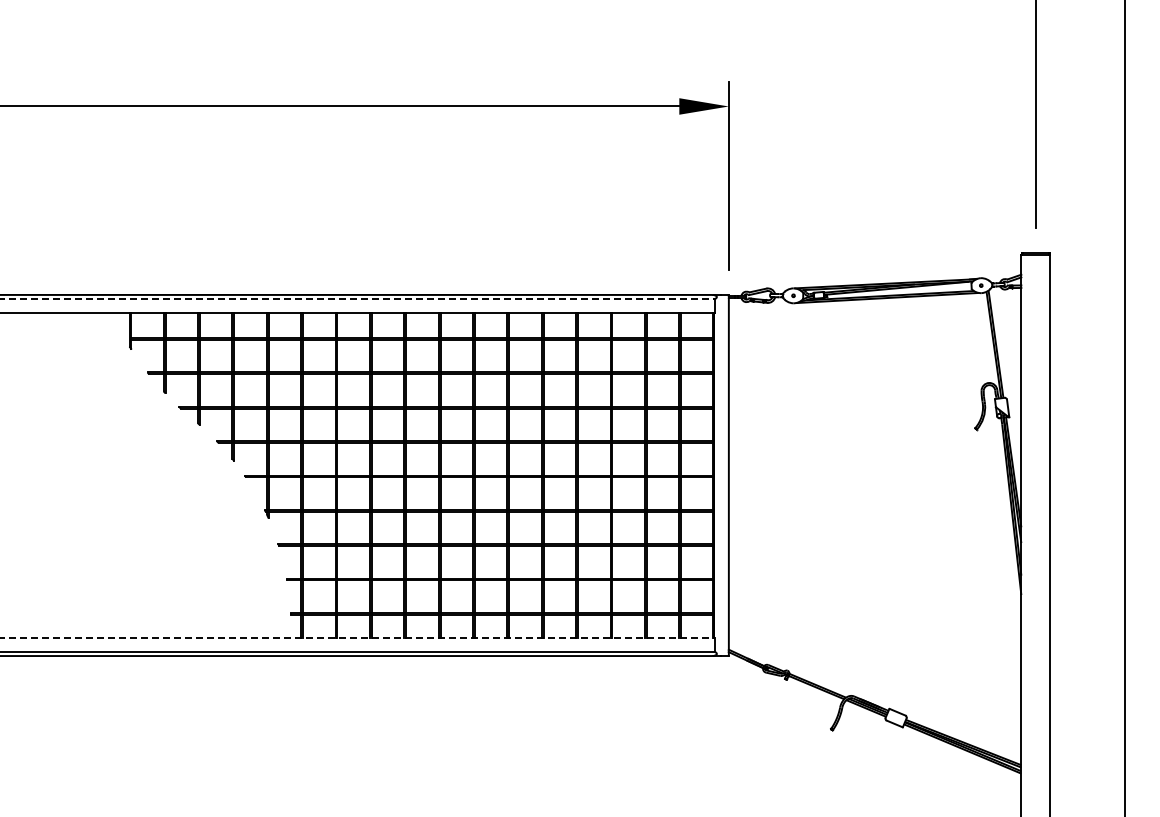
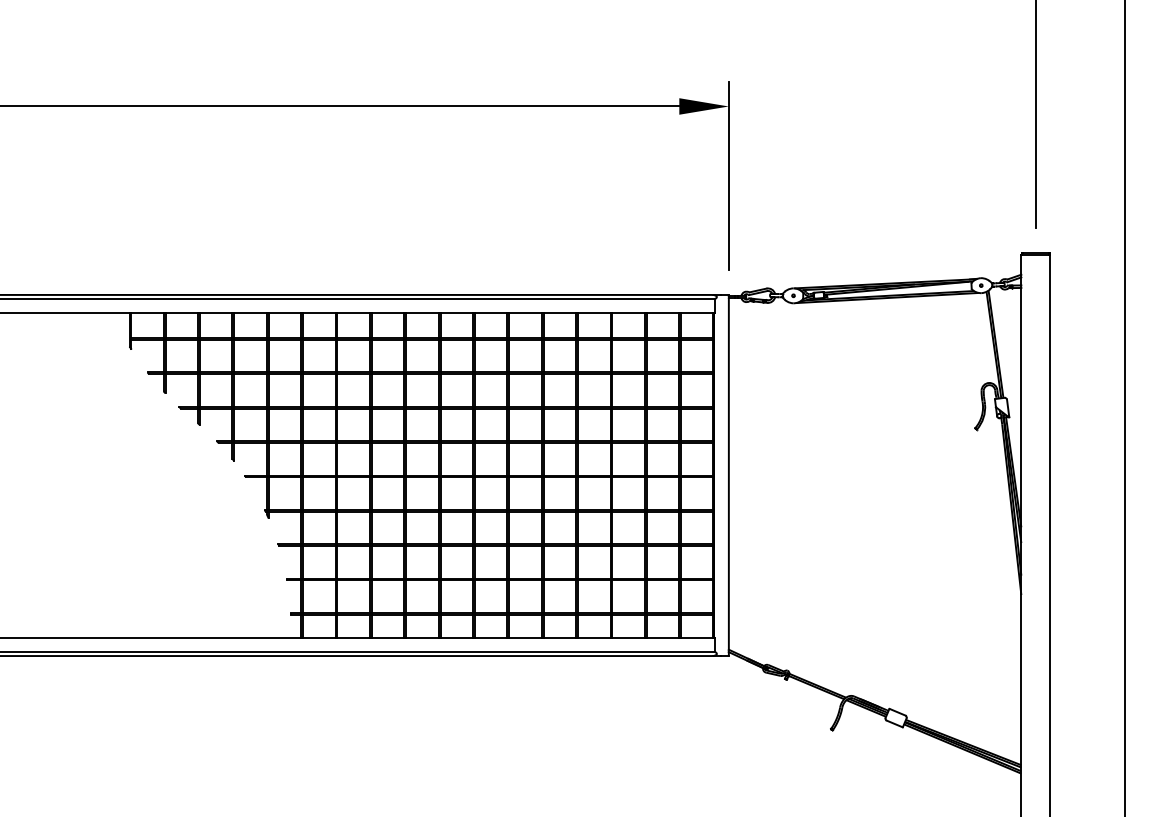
line: dashed -> solid (357, 299)
line: dashed -> solid (357, 637)
